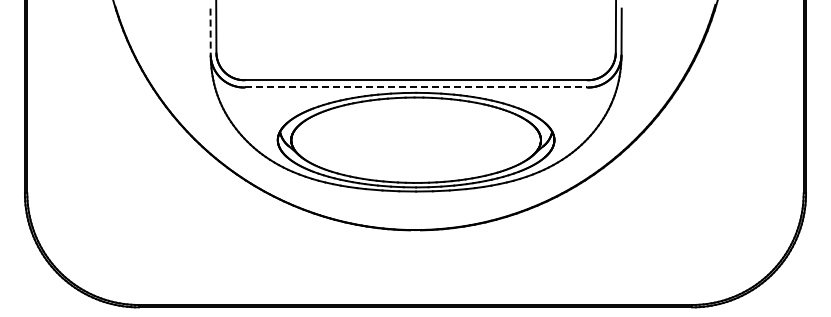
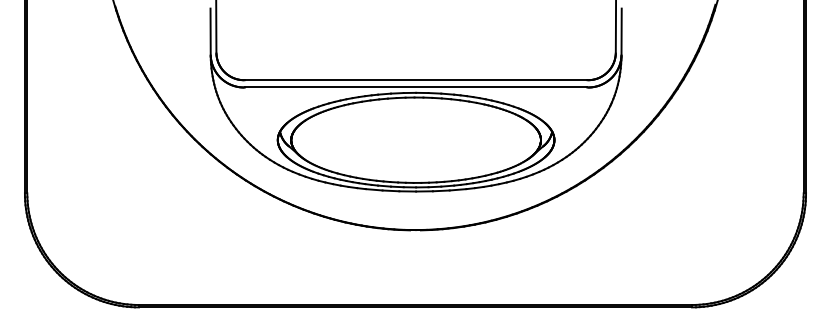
line: dashed -> solid (210, 32)
line: dashed -> solid (416, 87)
